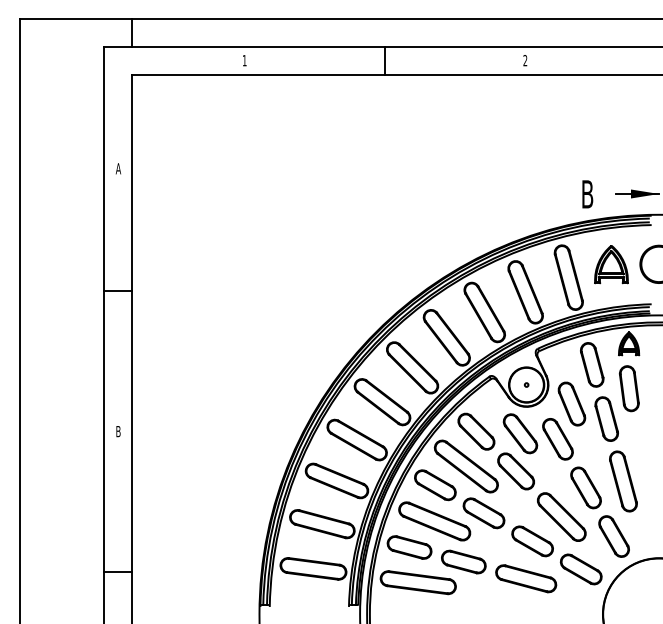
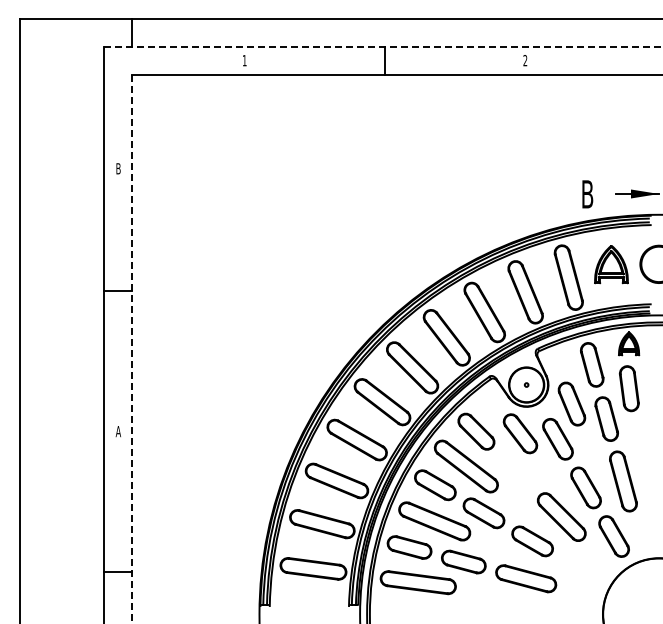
line: solid -> dashed (383, 46)
text: A -> B (118, 168)
line: solid -> dashed (132, 349)
text: B -> A (117, 431)
part: present -> none (515, 471)
part: present -> none (580, 569)
